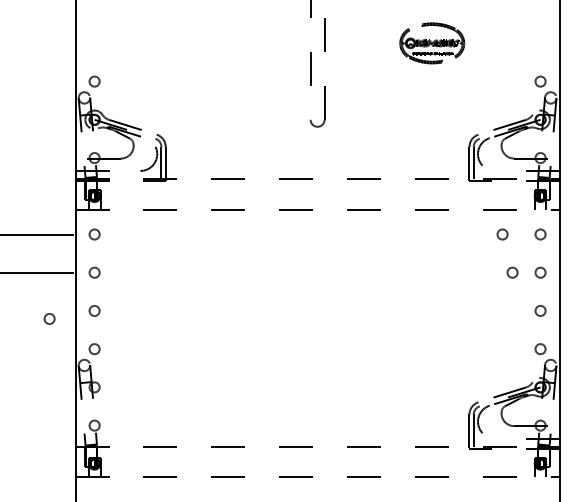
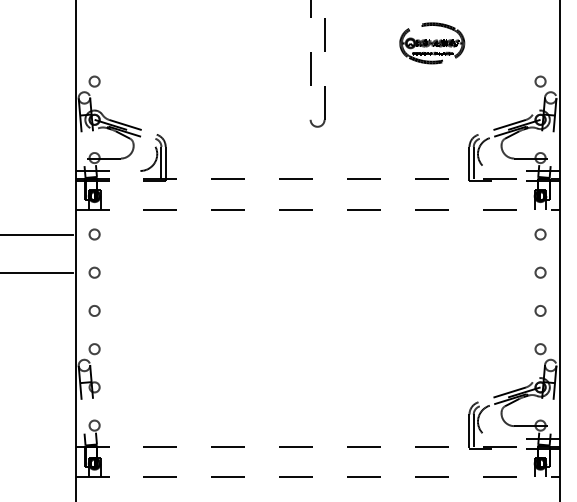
circle: present -> none (502, 234)
circle: present -> none (512, 272)
circle: present -> none (49, 318)
